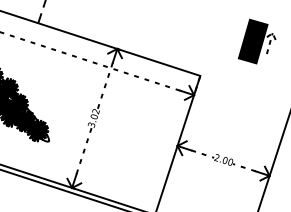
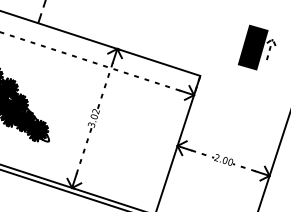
part position: (256, 41) -> (256, 47) (256, 47)
